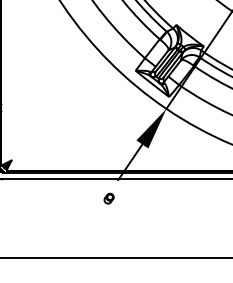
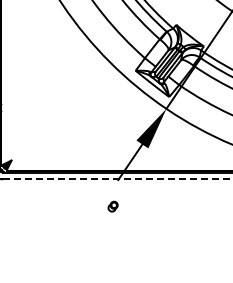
line: solid -> dashed (117, 179)
part position: (108, 198) -> (112, 206) (112, 206)
line: present -> none (115, 258)
